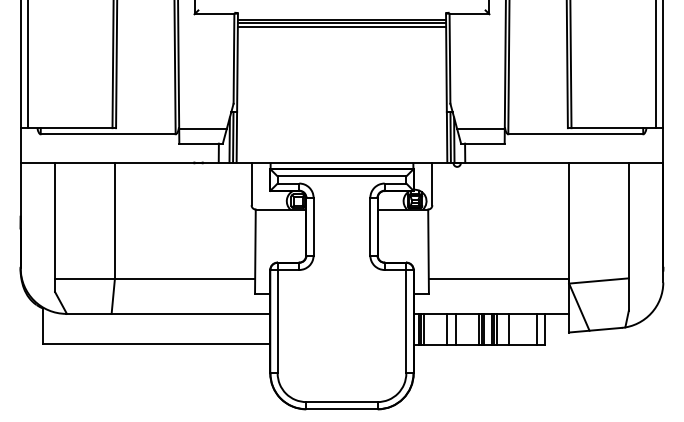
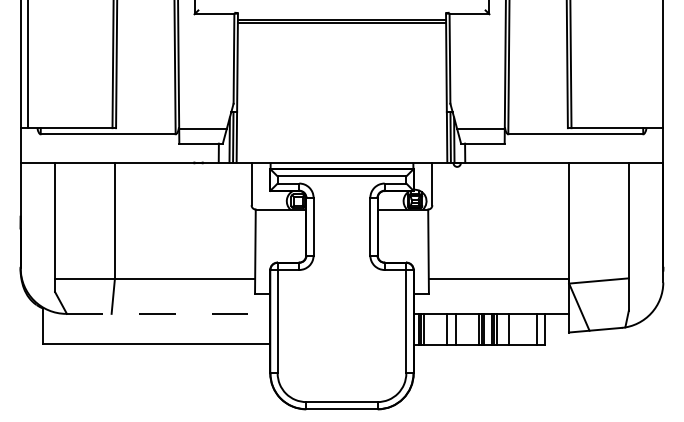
line: present -> none (341, 26)
line: present -> none (656, 65)
line: solid -> dashed (168, 313)
